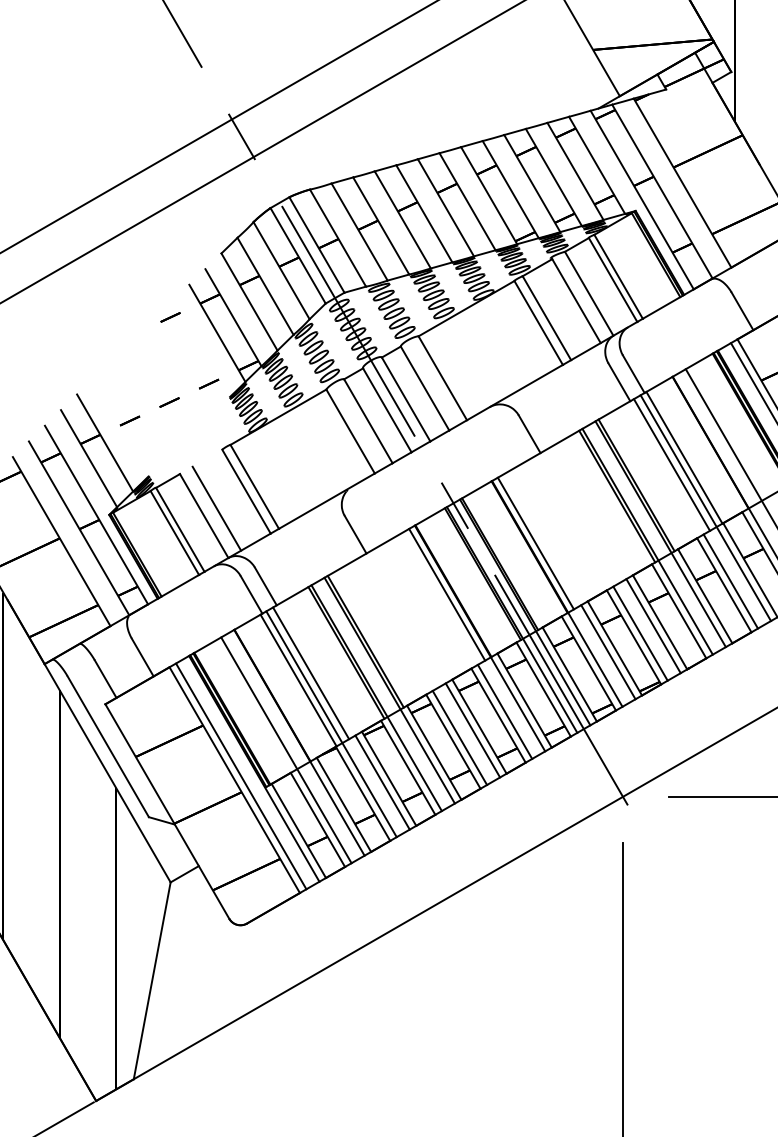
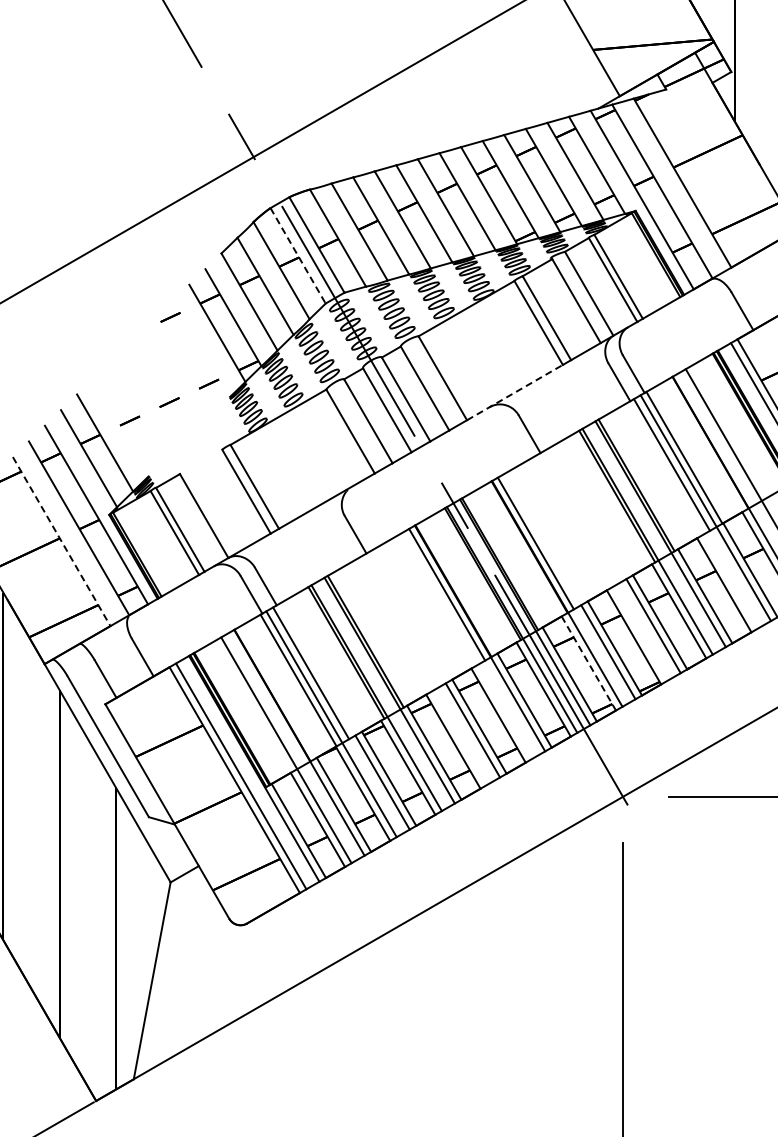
line: present -> none (218, 126)
line: solid -> dashed (298, 256)
line: solid -> dashed (515, 392)
line: present -> none (216, 508)
line: solid -> dashed (61, 541)
line: present -> none (730, 581)
line: present -> none (640, 633)
line: solid -> dashed (589, 663)
line: present -> none (504, 711)
line: present -> none (459, 737)
